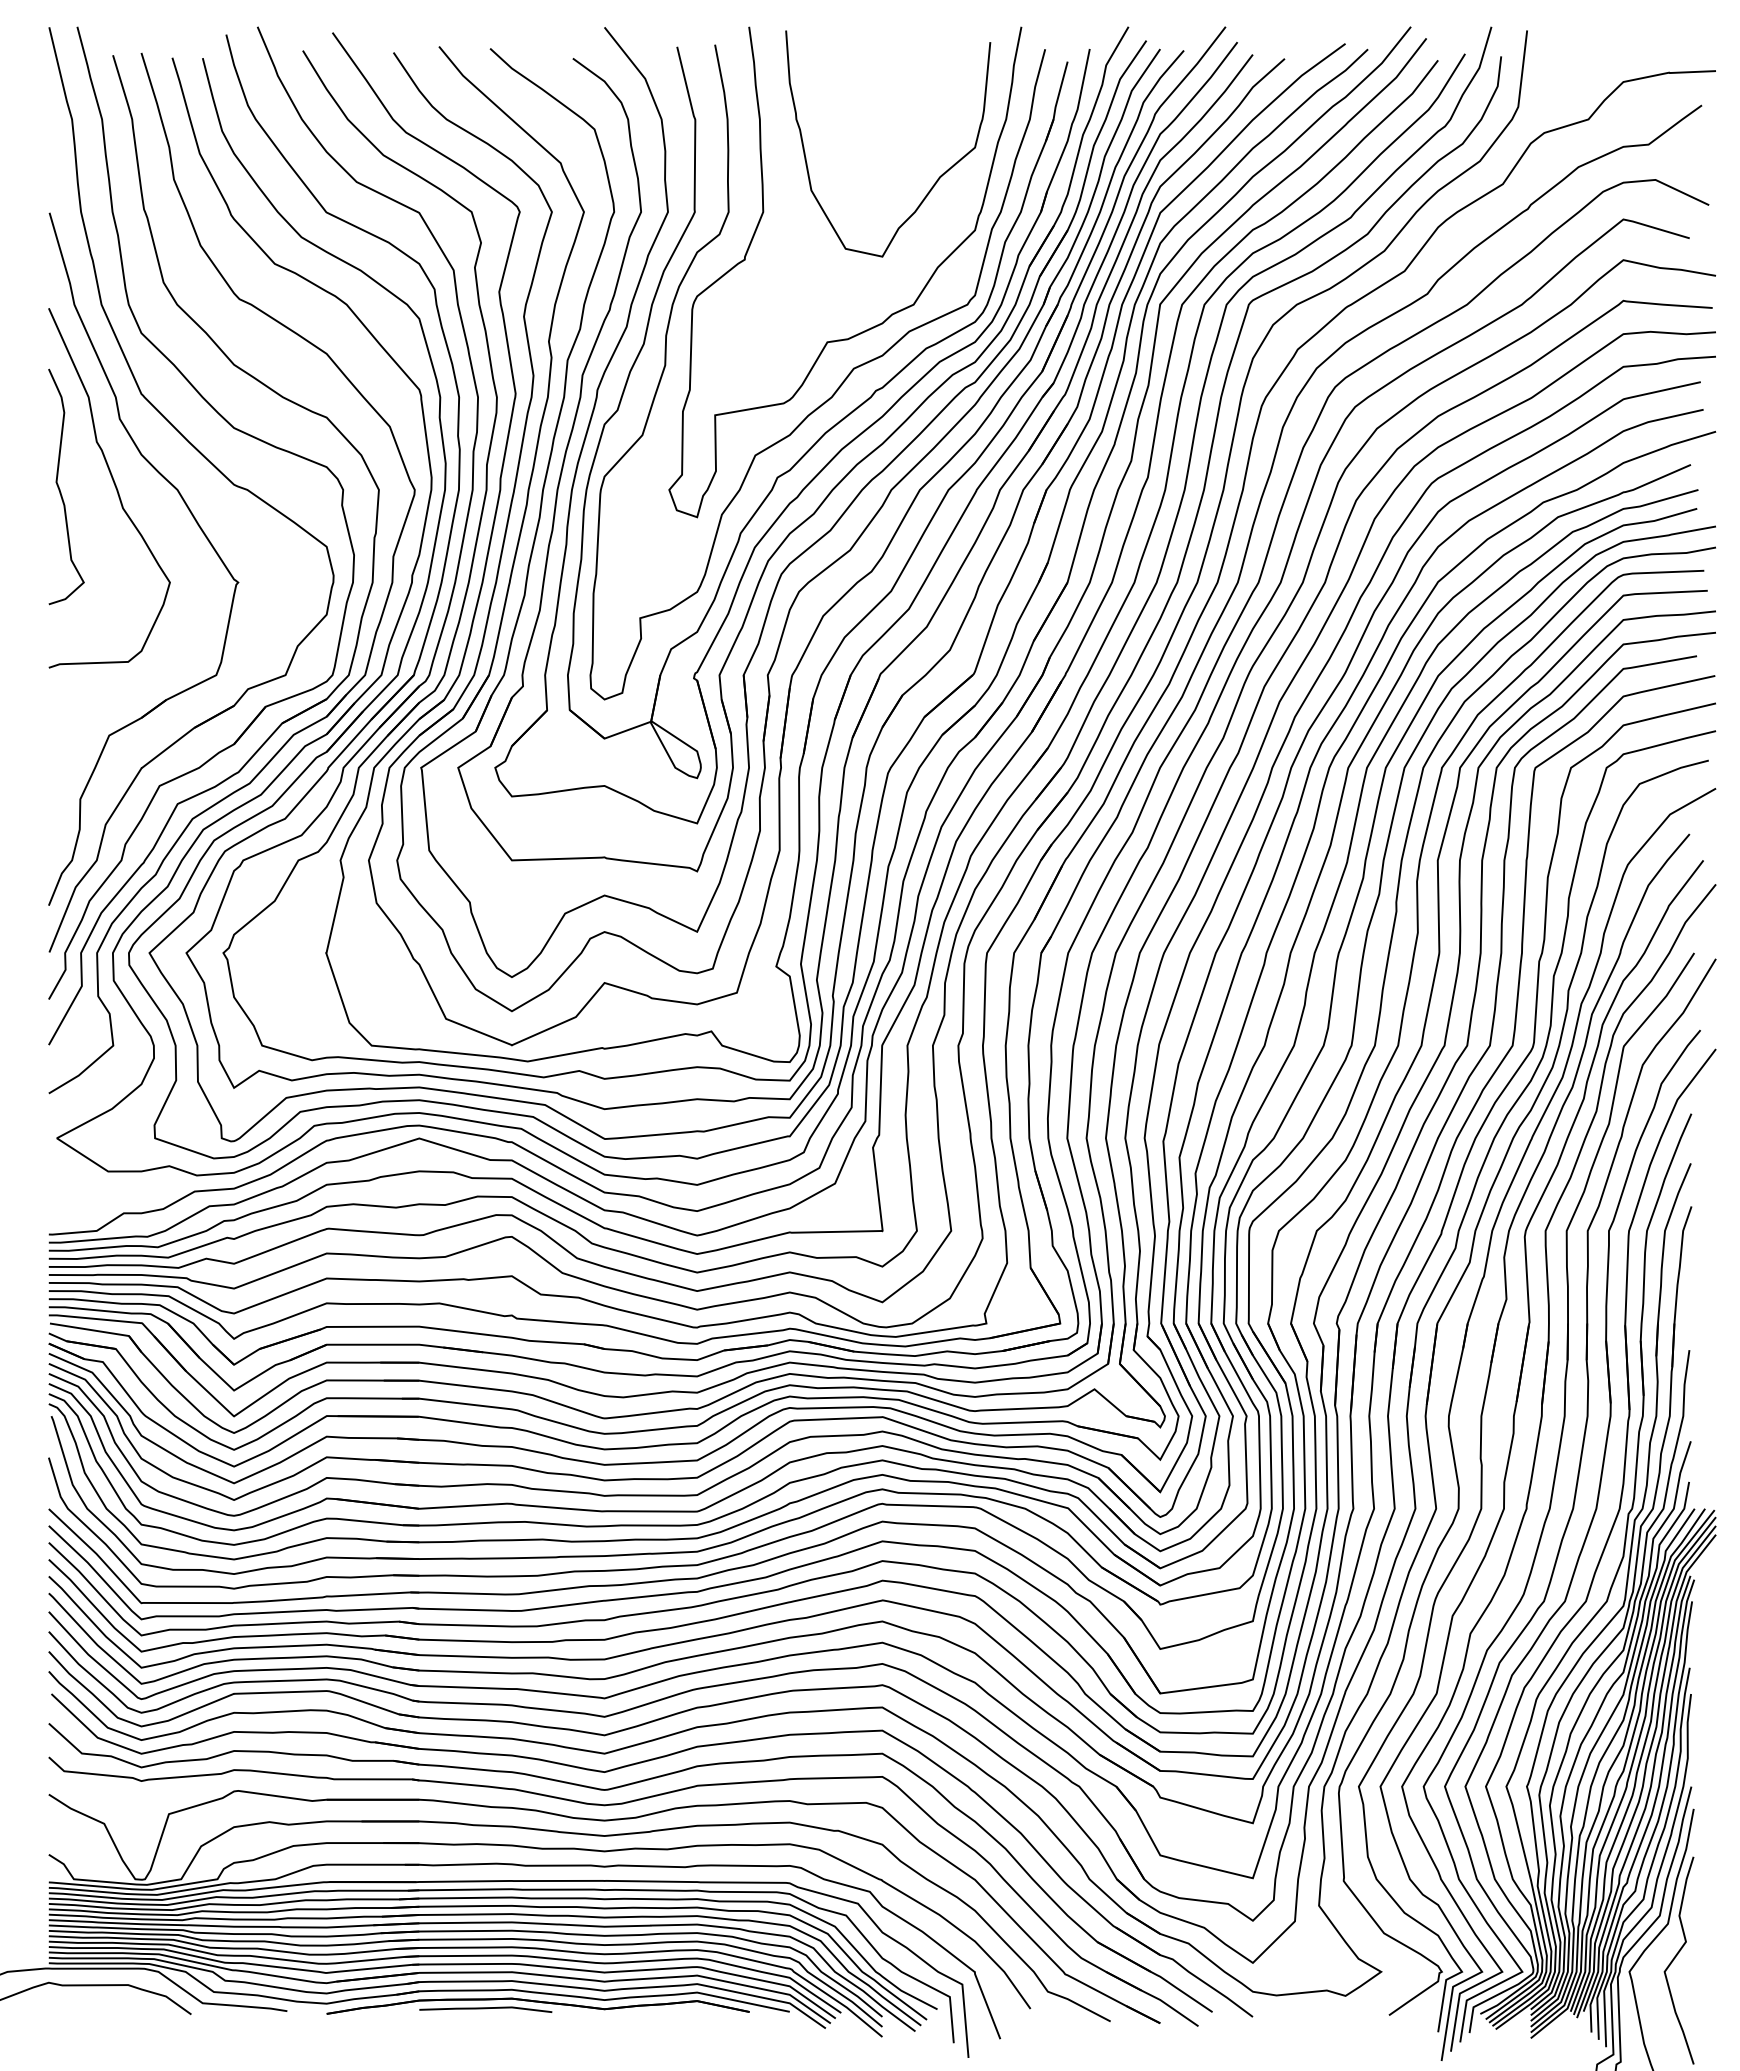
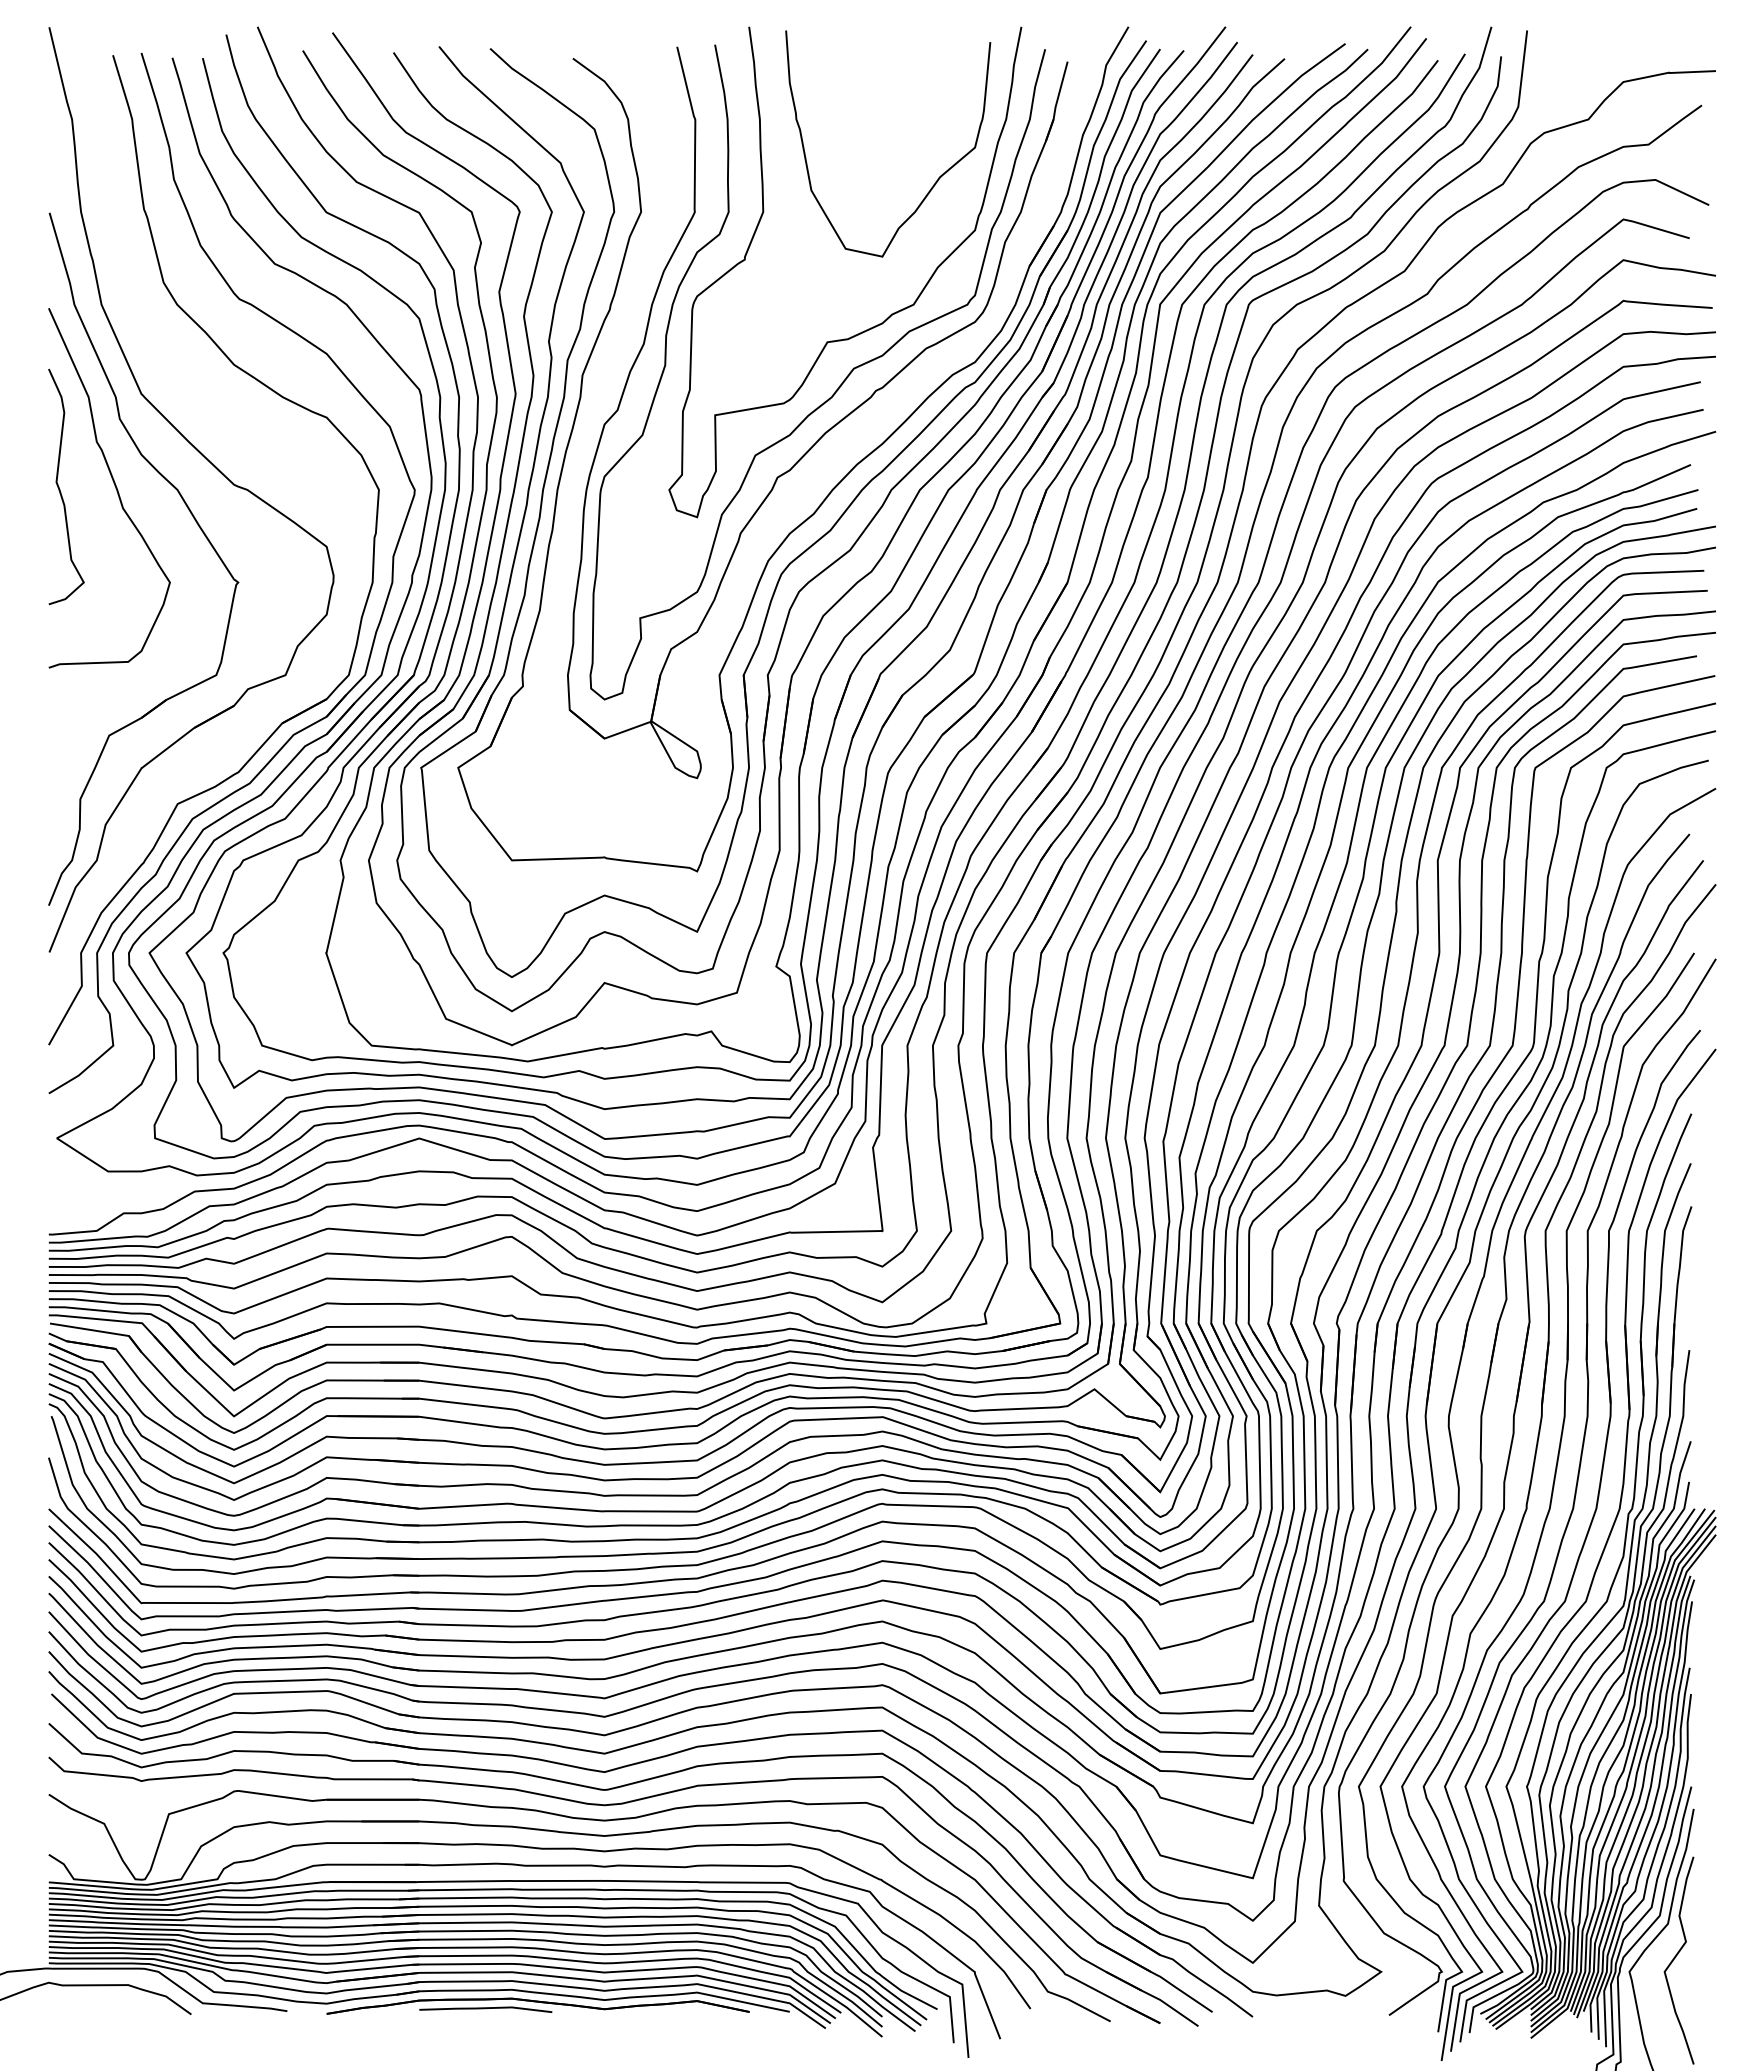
part: present -> none (238, 431)
part: present -> none (828, 461)
